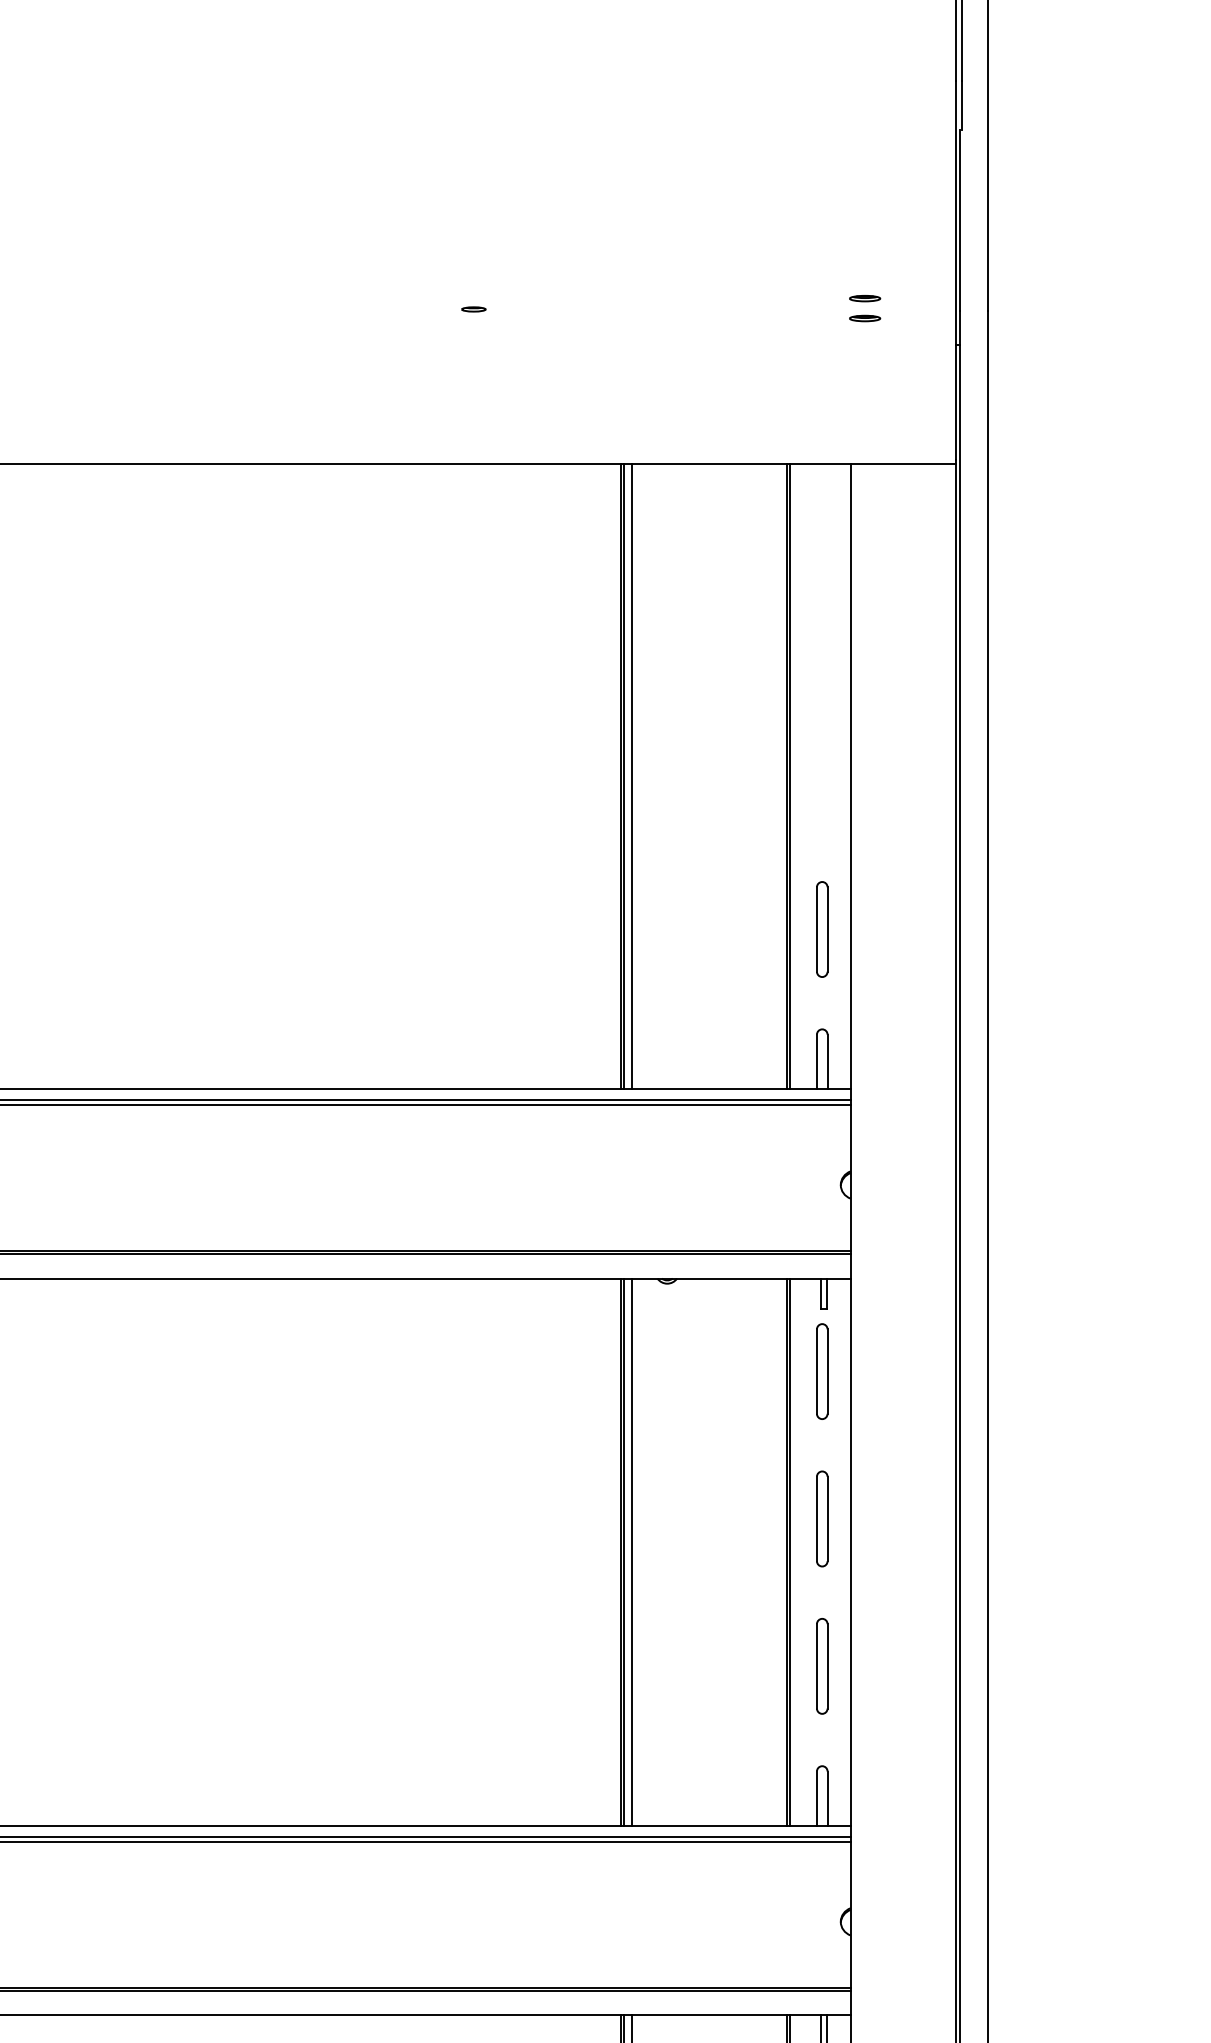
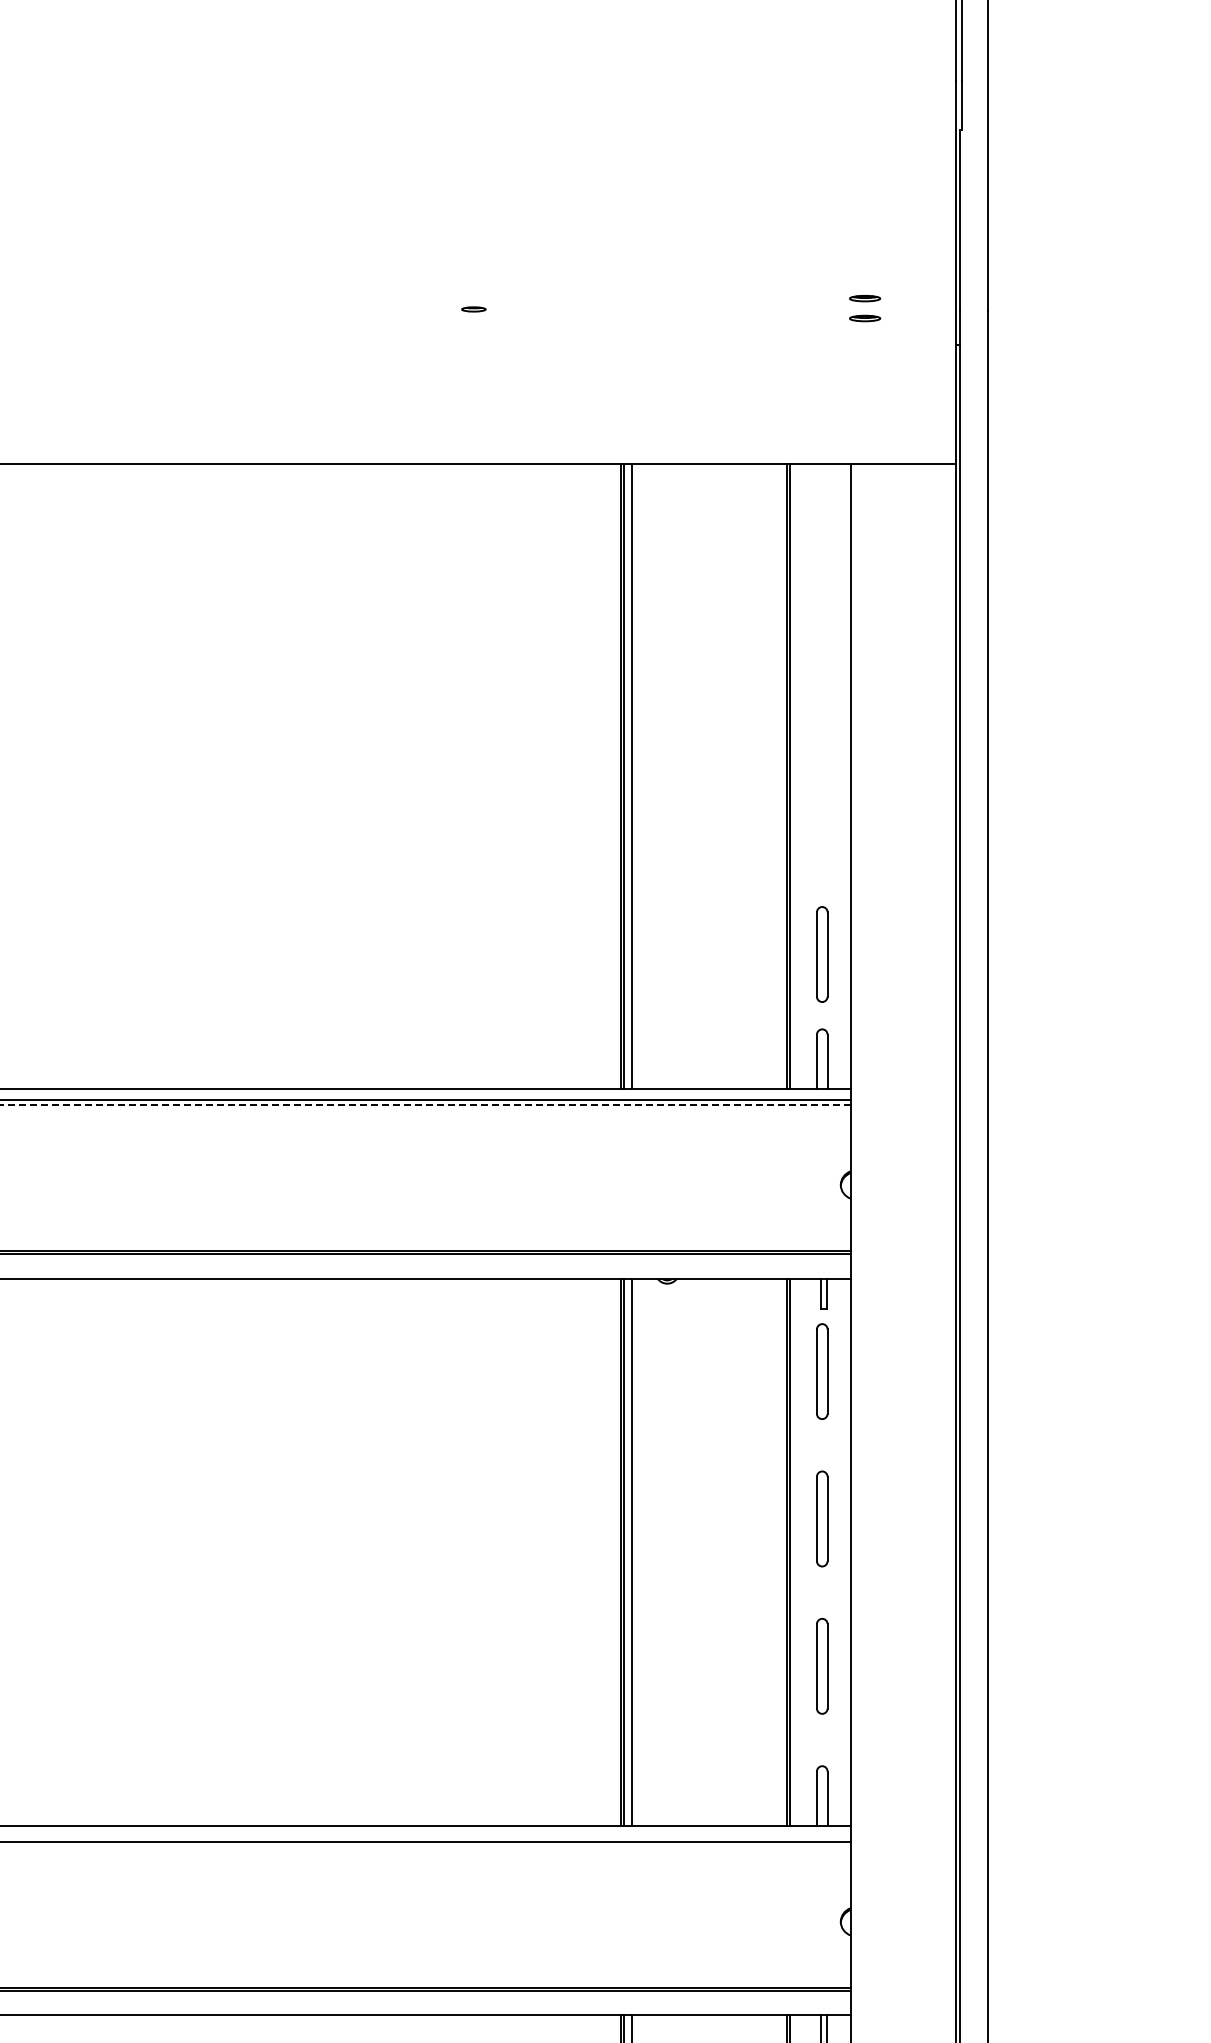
part position: (822, 929) -> (822, 954) (822, 954)
line: solid -> dashed (425, 1105)
line: present -> none (426, 1836)
